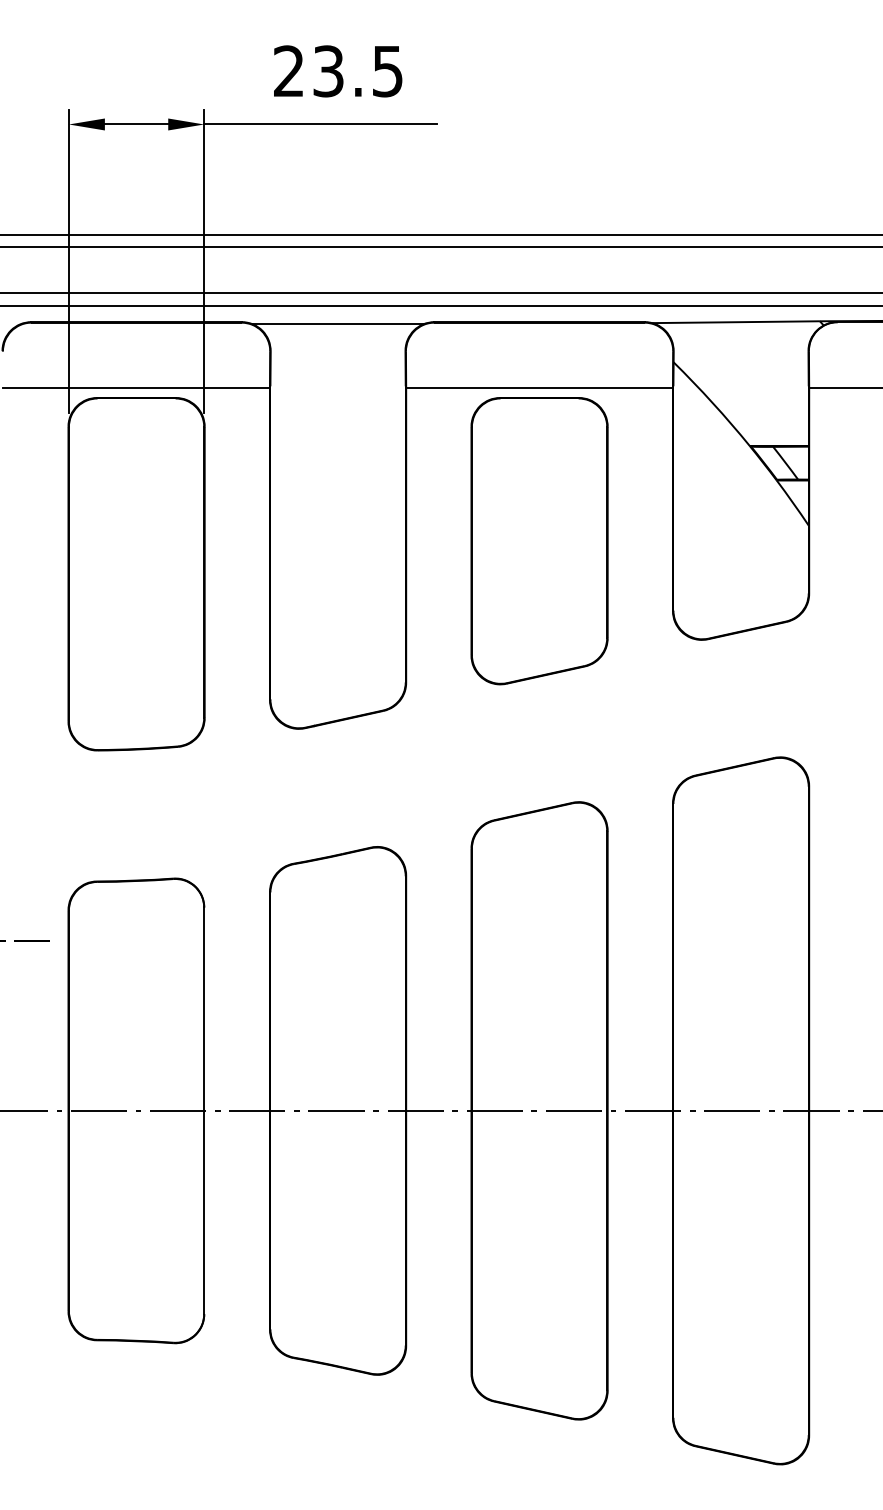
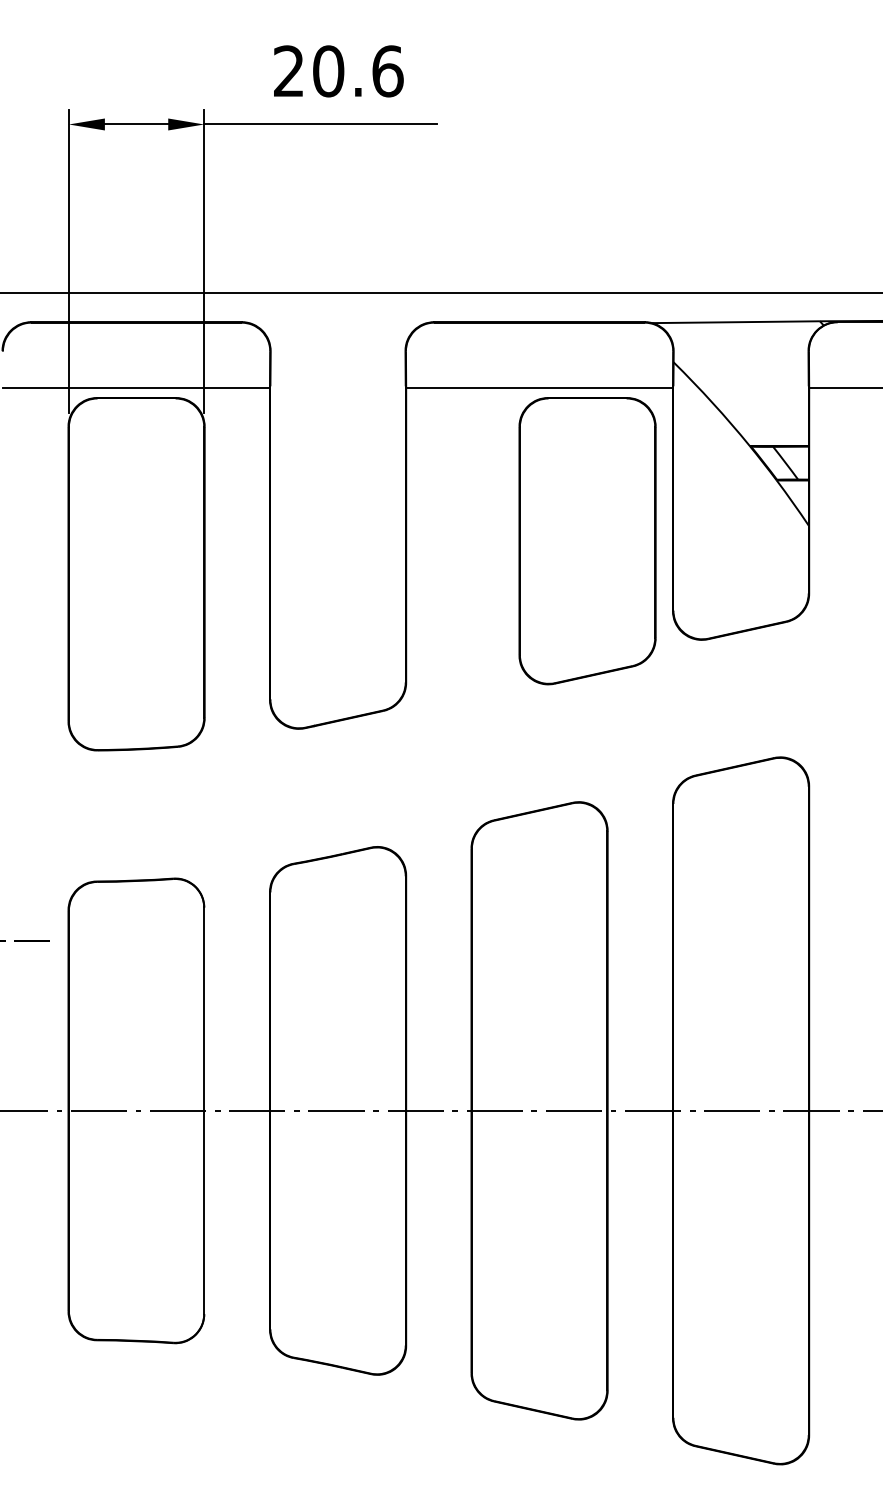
text: 23.5 -> 20.6 (358, 71)
line: present -> none (440, 235)
line: present -> none (440, 247)
line: present -> none (440, 305)
line: present -> none (337, 323)
part position: (539, 541) -> (587, 541) (587, 541)
